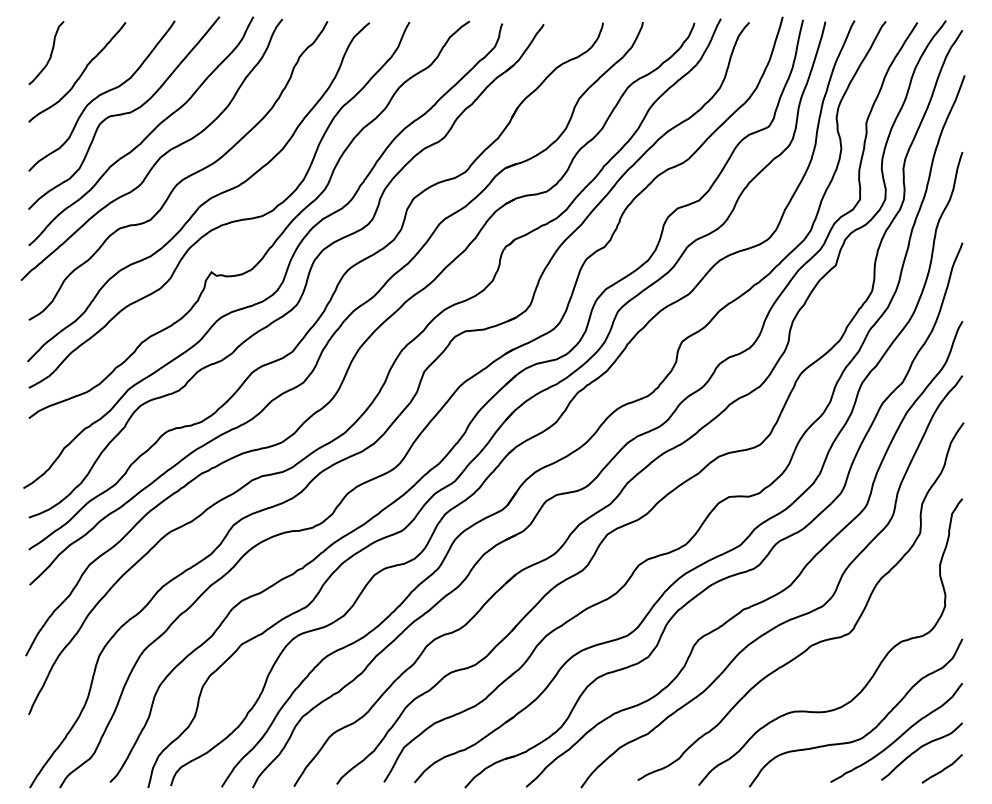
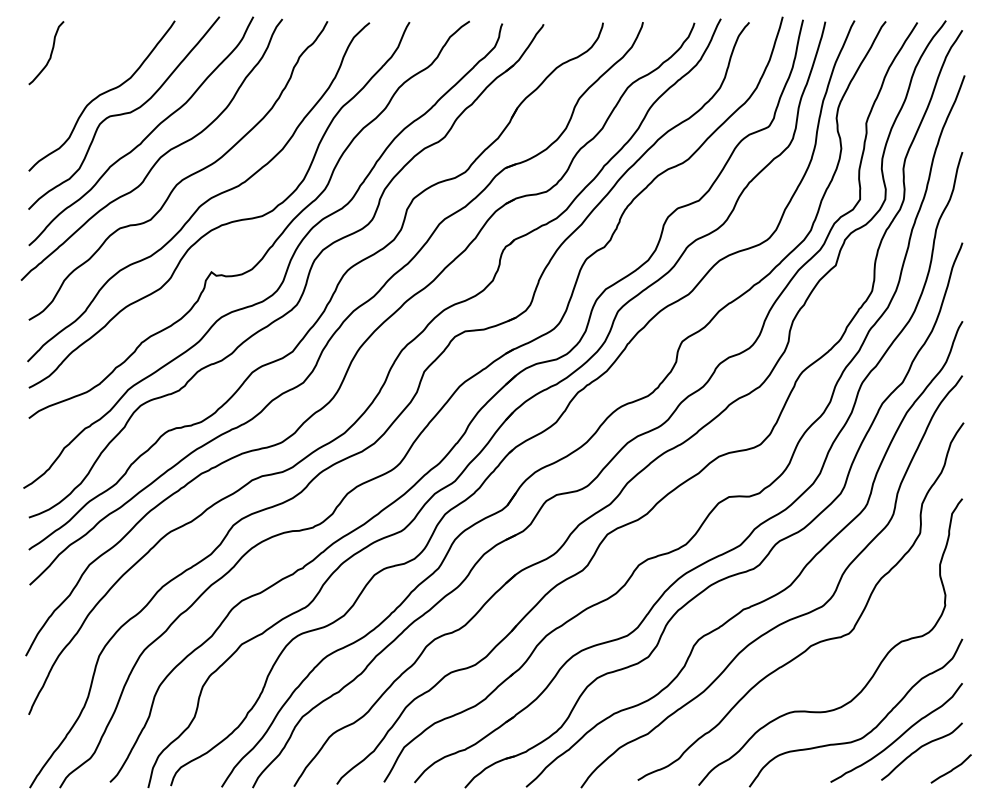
curve: present -> none (80, 74)
curve position: (942, 769) -> (951, 769) (951, 769)
